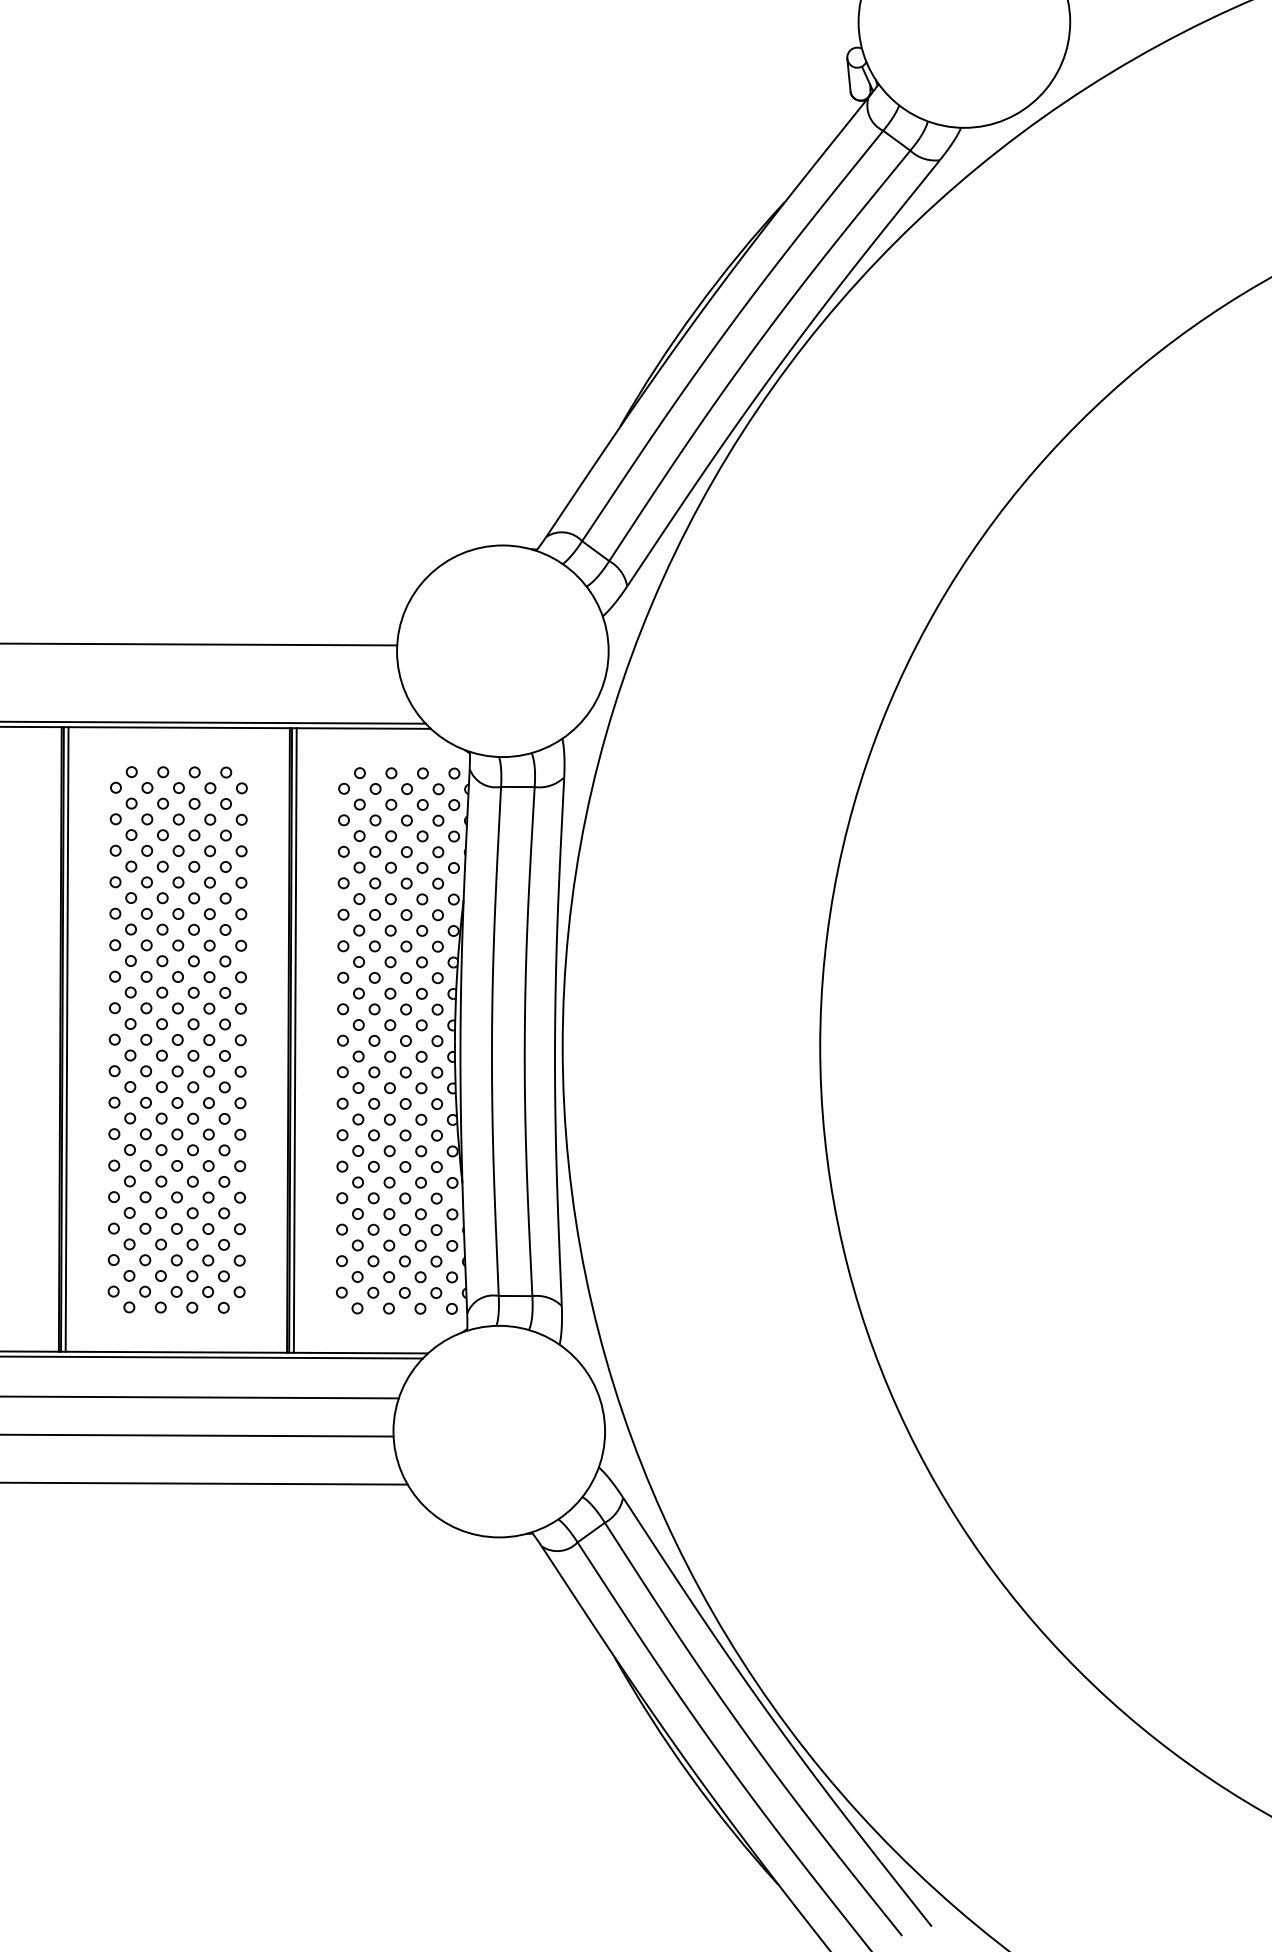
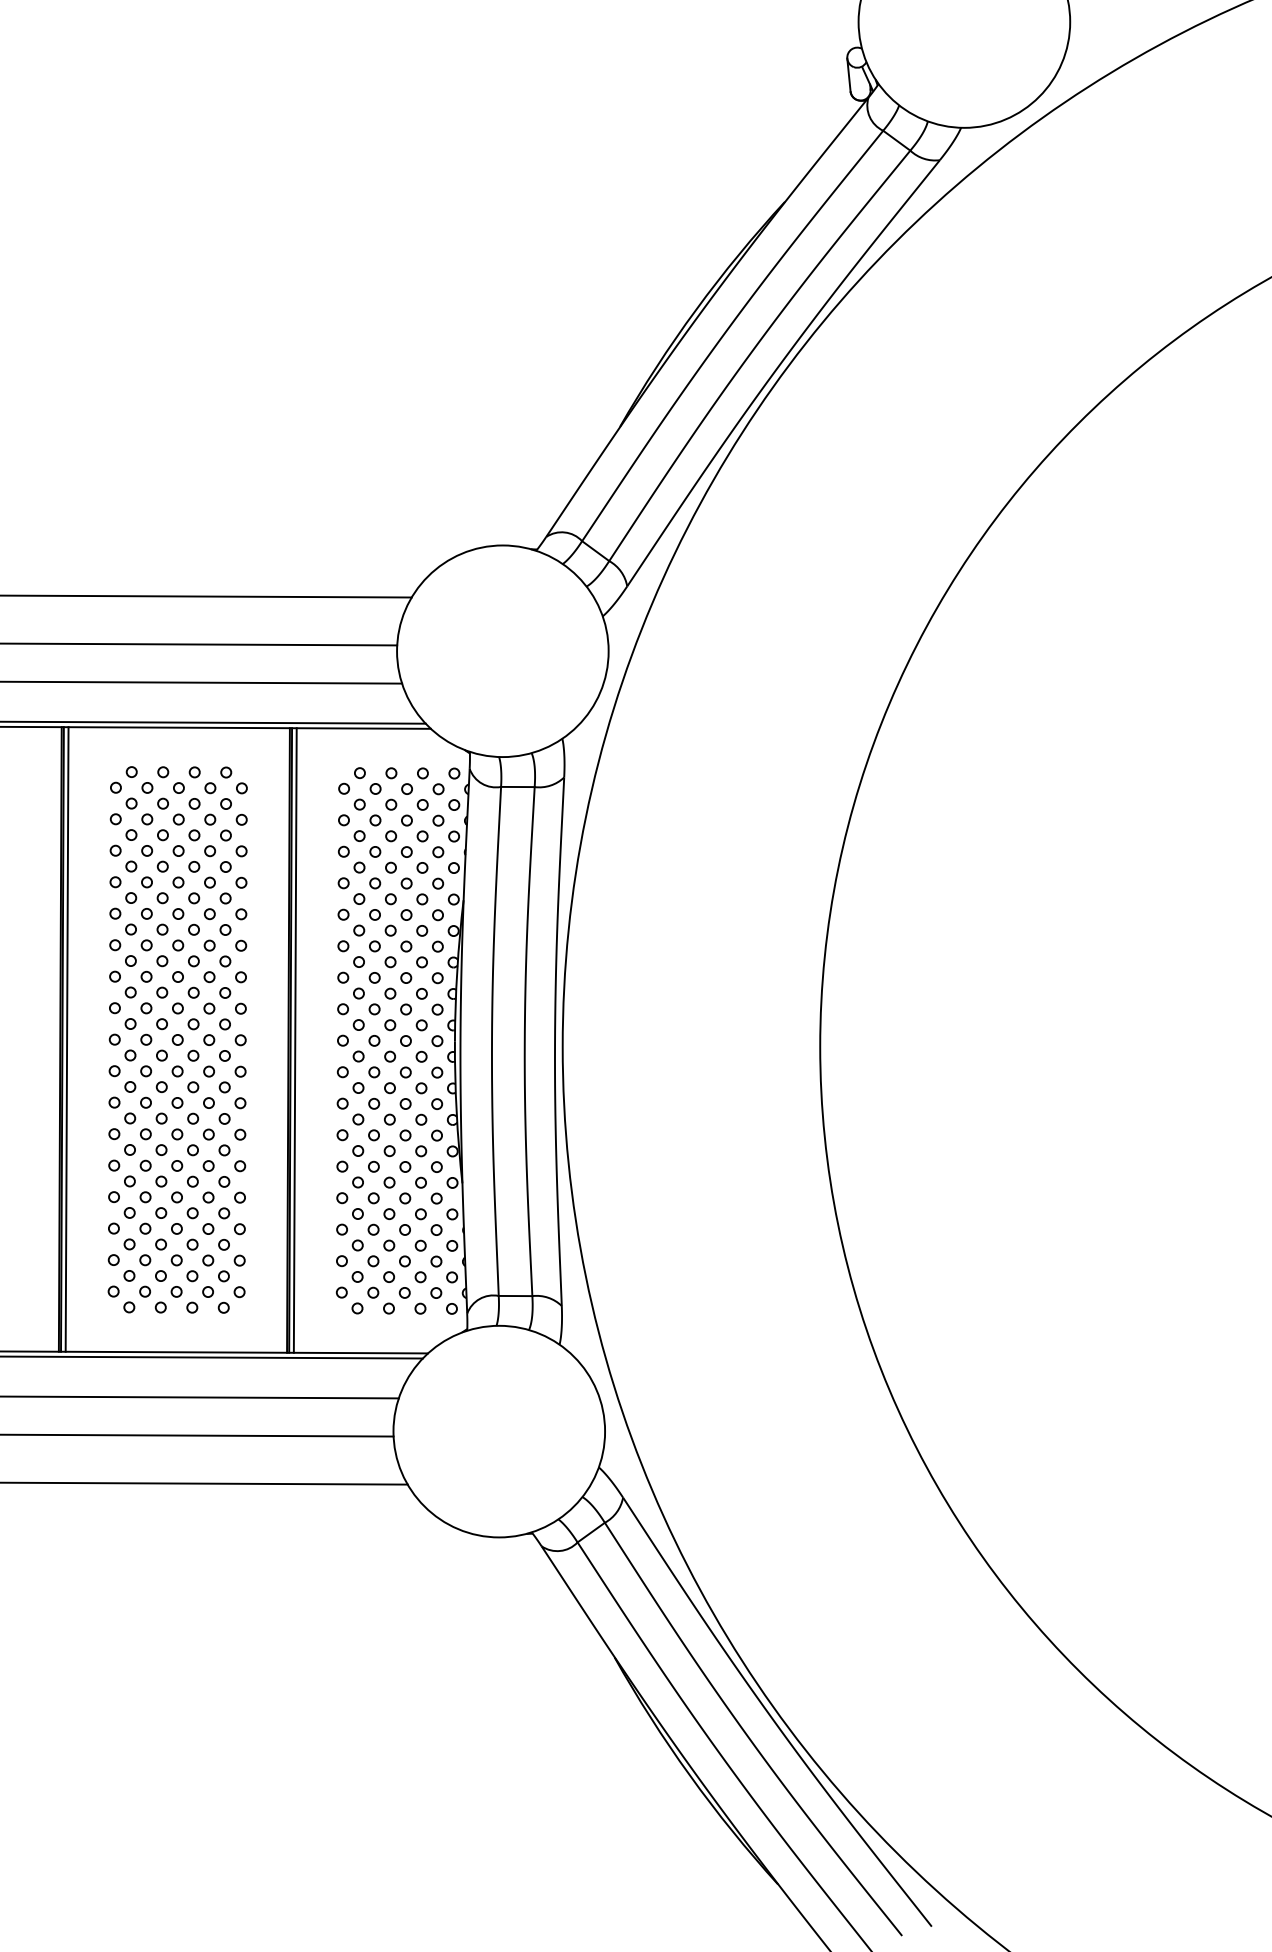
line: none -> present (206, 596)
line: none -> present (202, 682)
